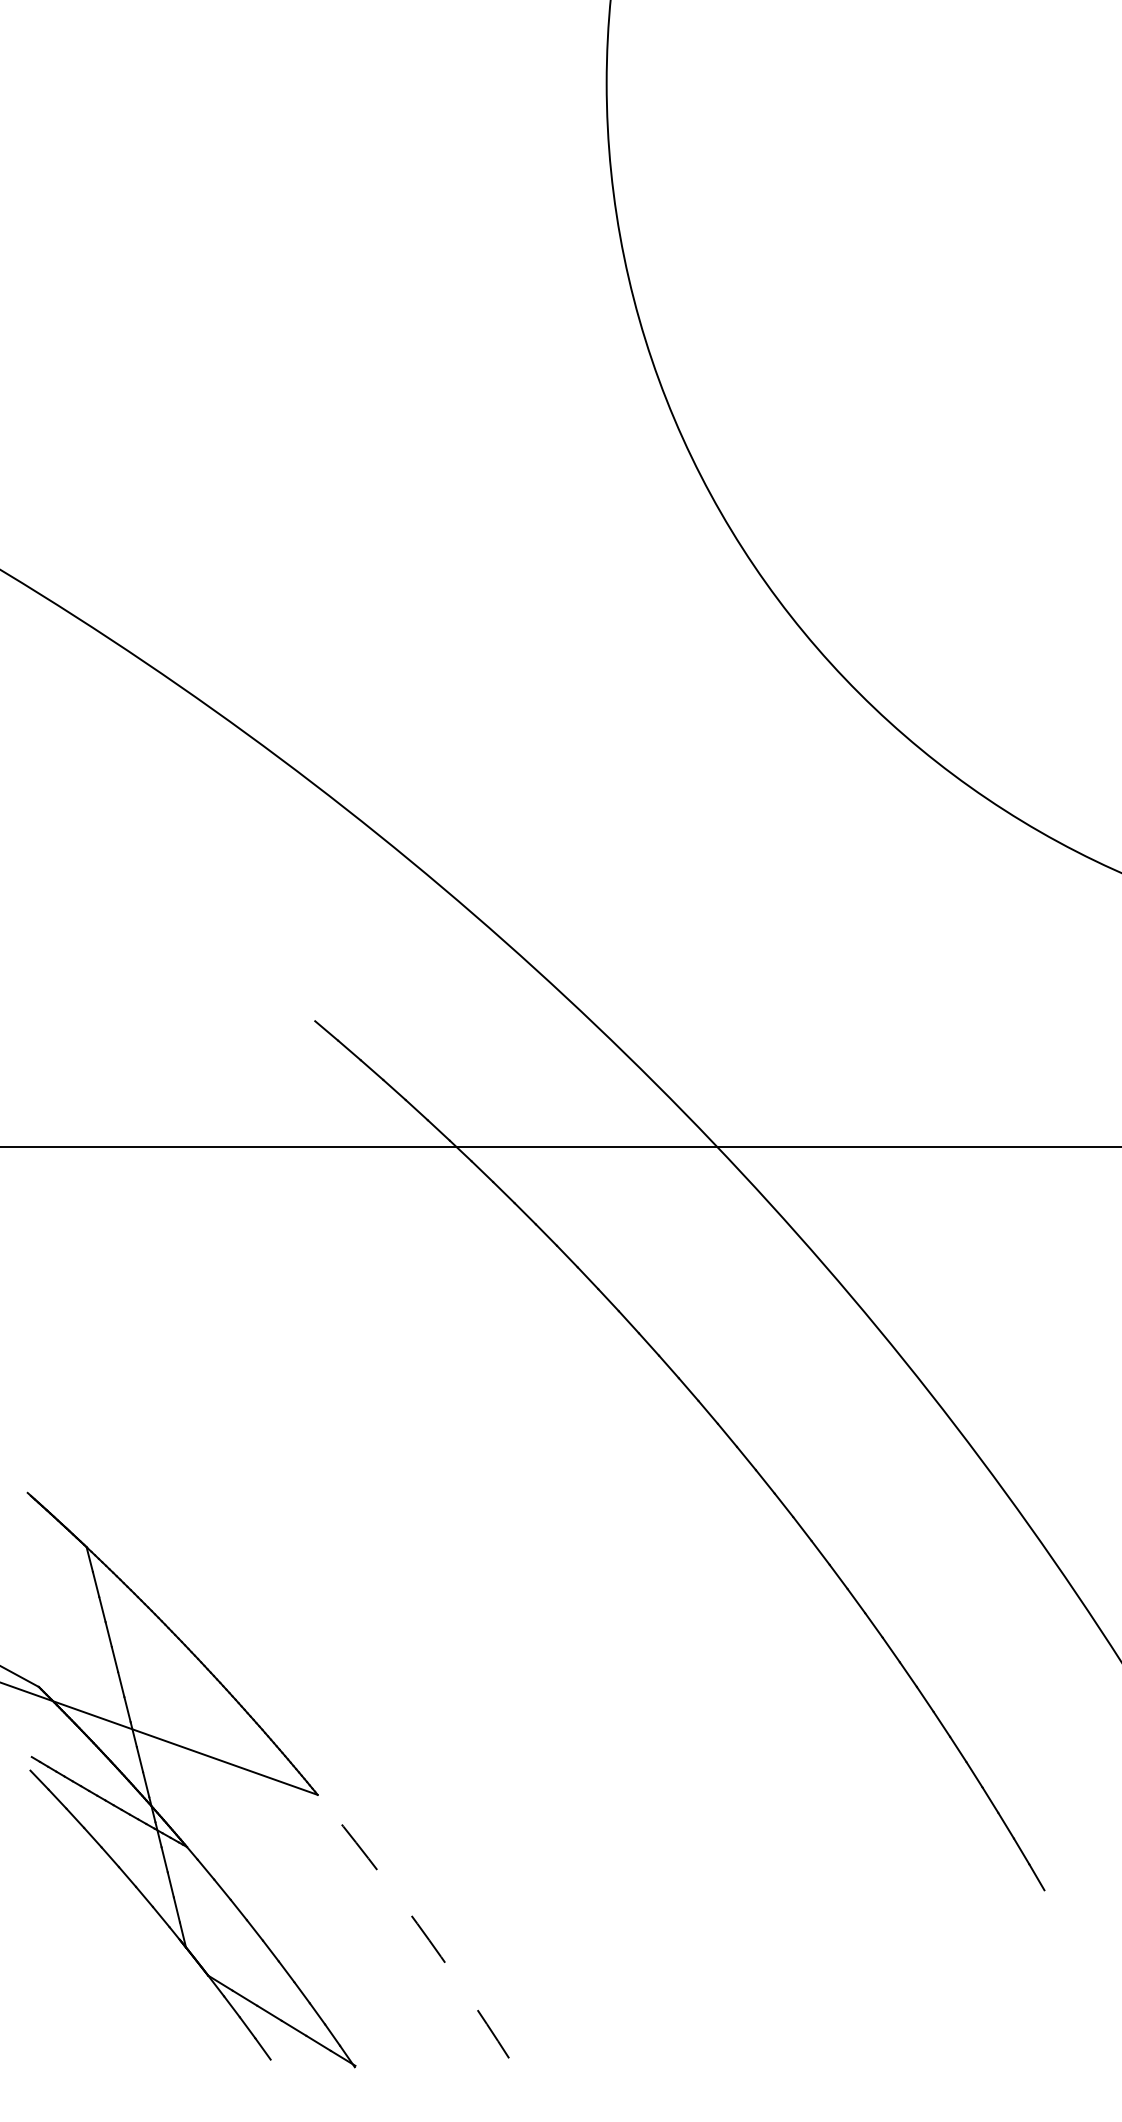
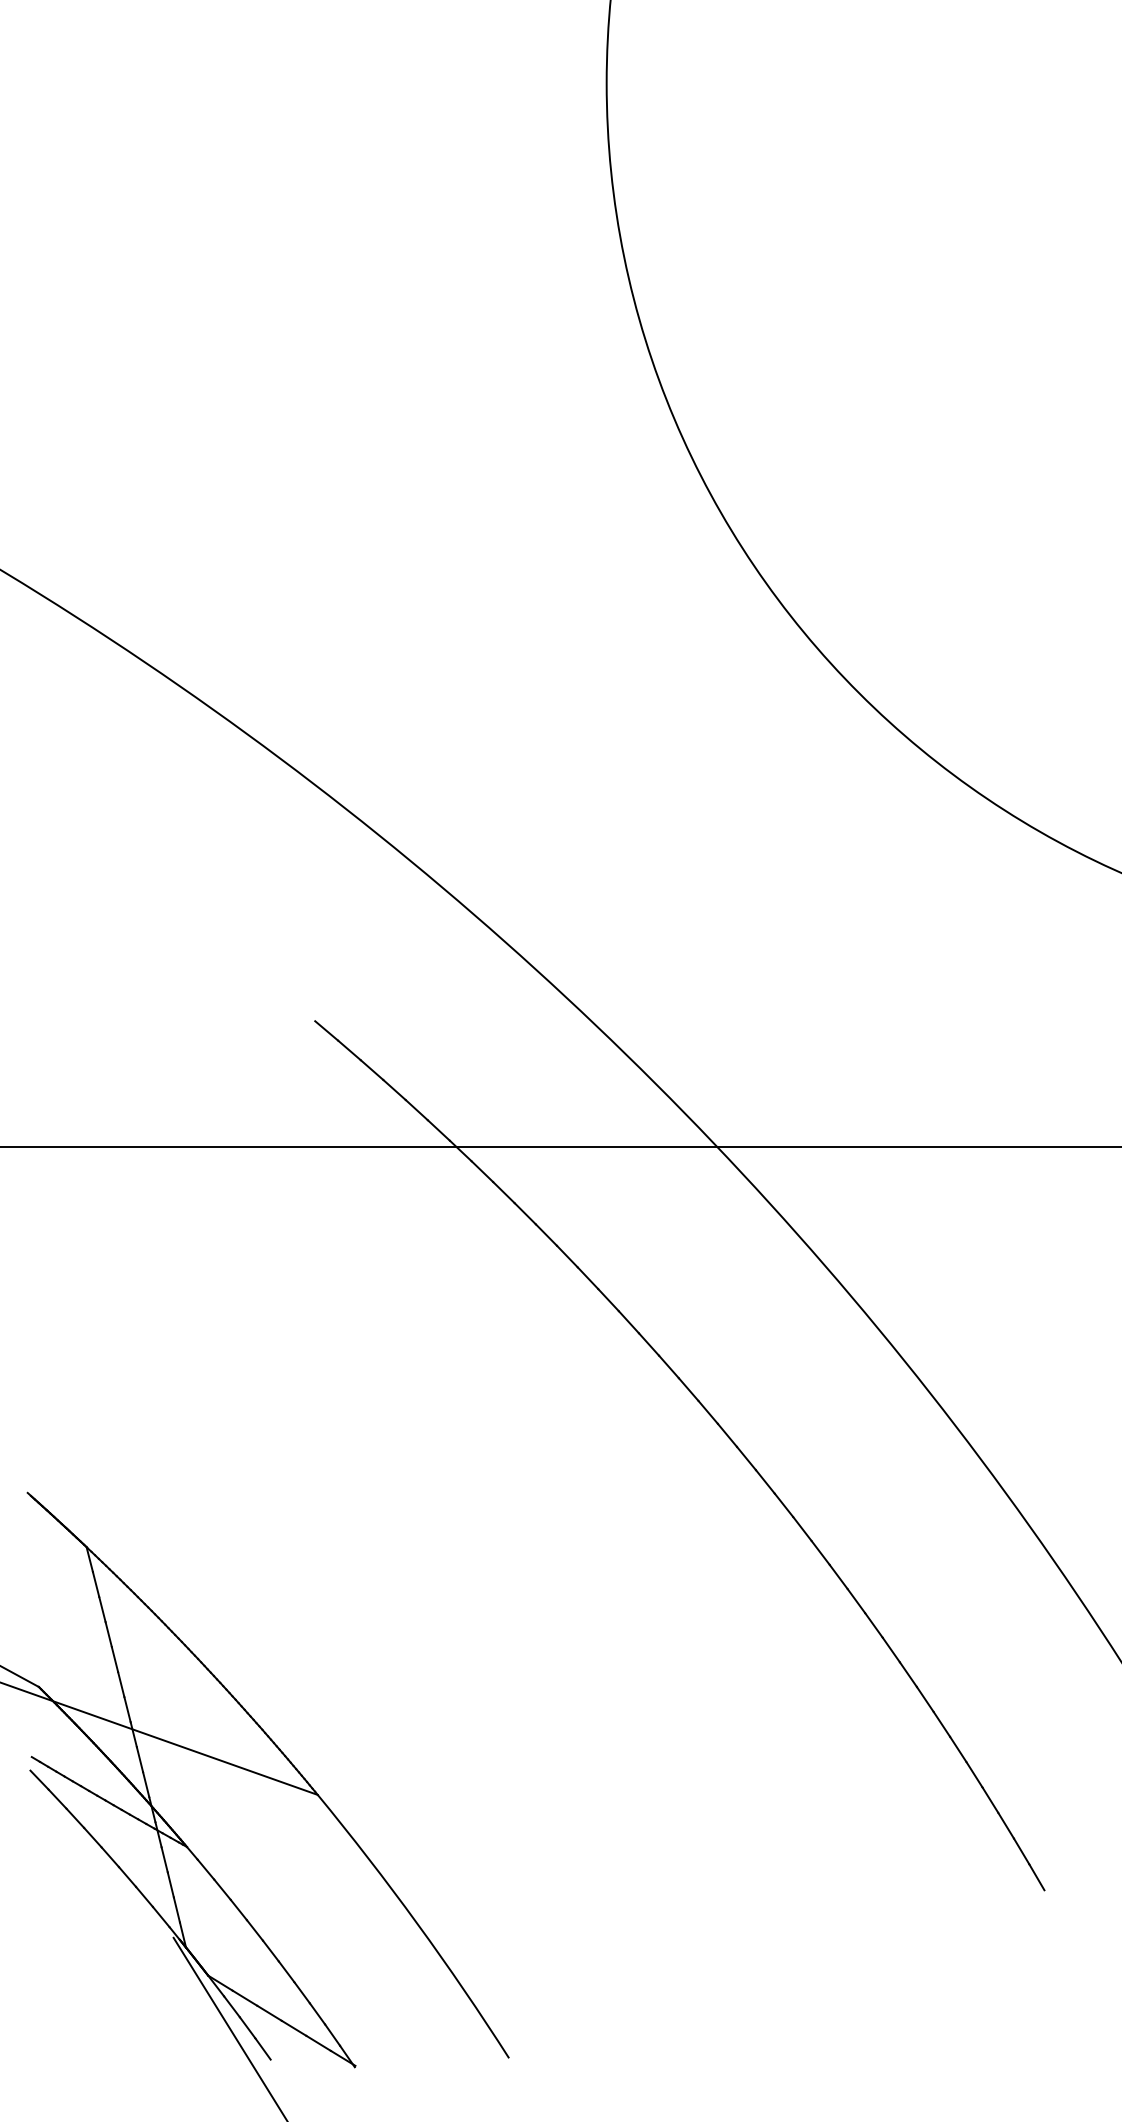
arc: dashed -> solid (417, 1923)
line: none -> present (229, 2027)
